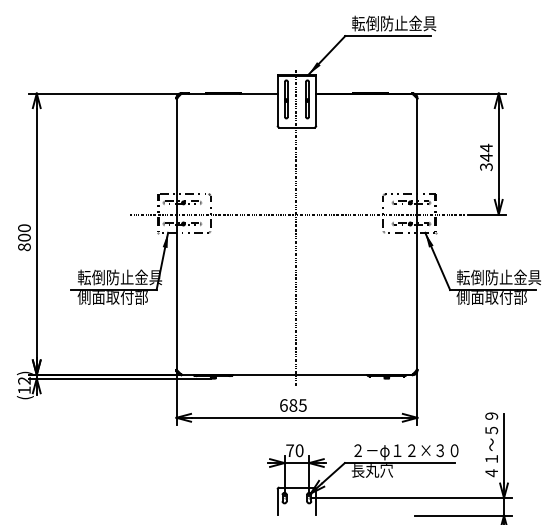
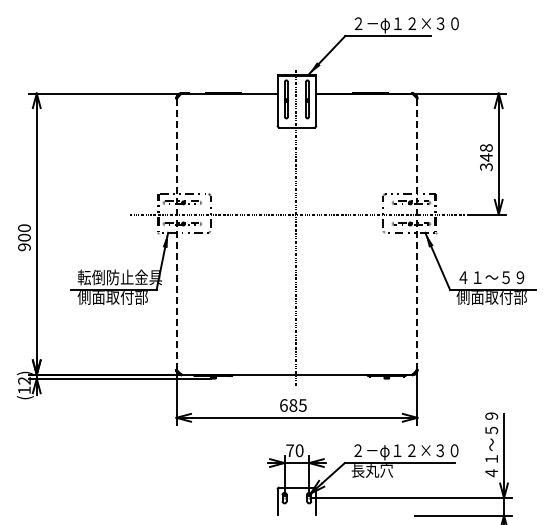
text: 転倒防止金具 -> ２－φ１２×３０ (405, 24)
text: 344 -> 348 (486, 147)
line: solid -> dashed (417, 233)
line: solid -> dashed (176, 234)
text: 800 -> 900 (24, 247)
text: 転倒防止金具 -> ４１～５９ (498, 277)
